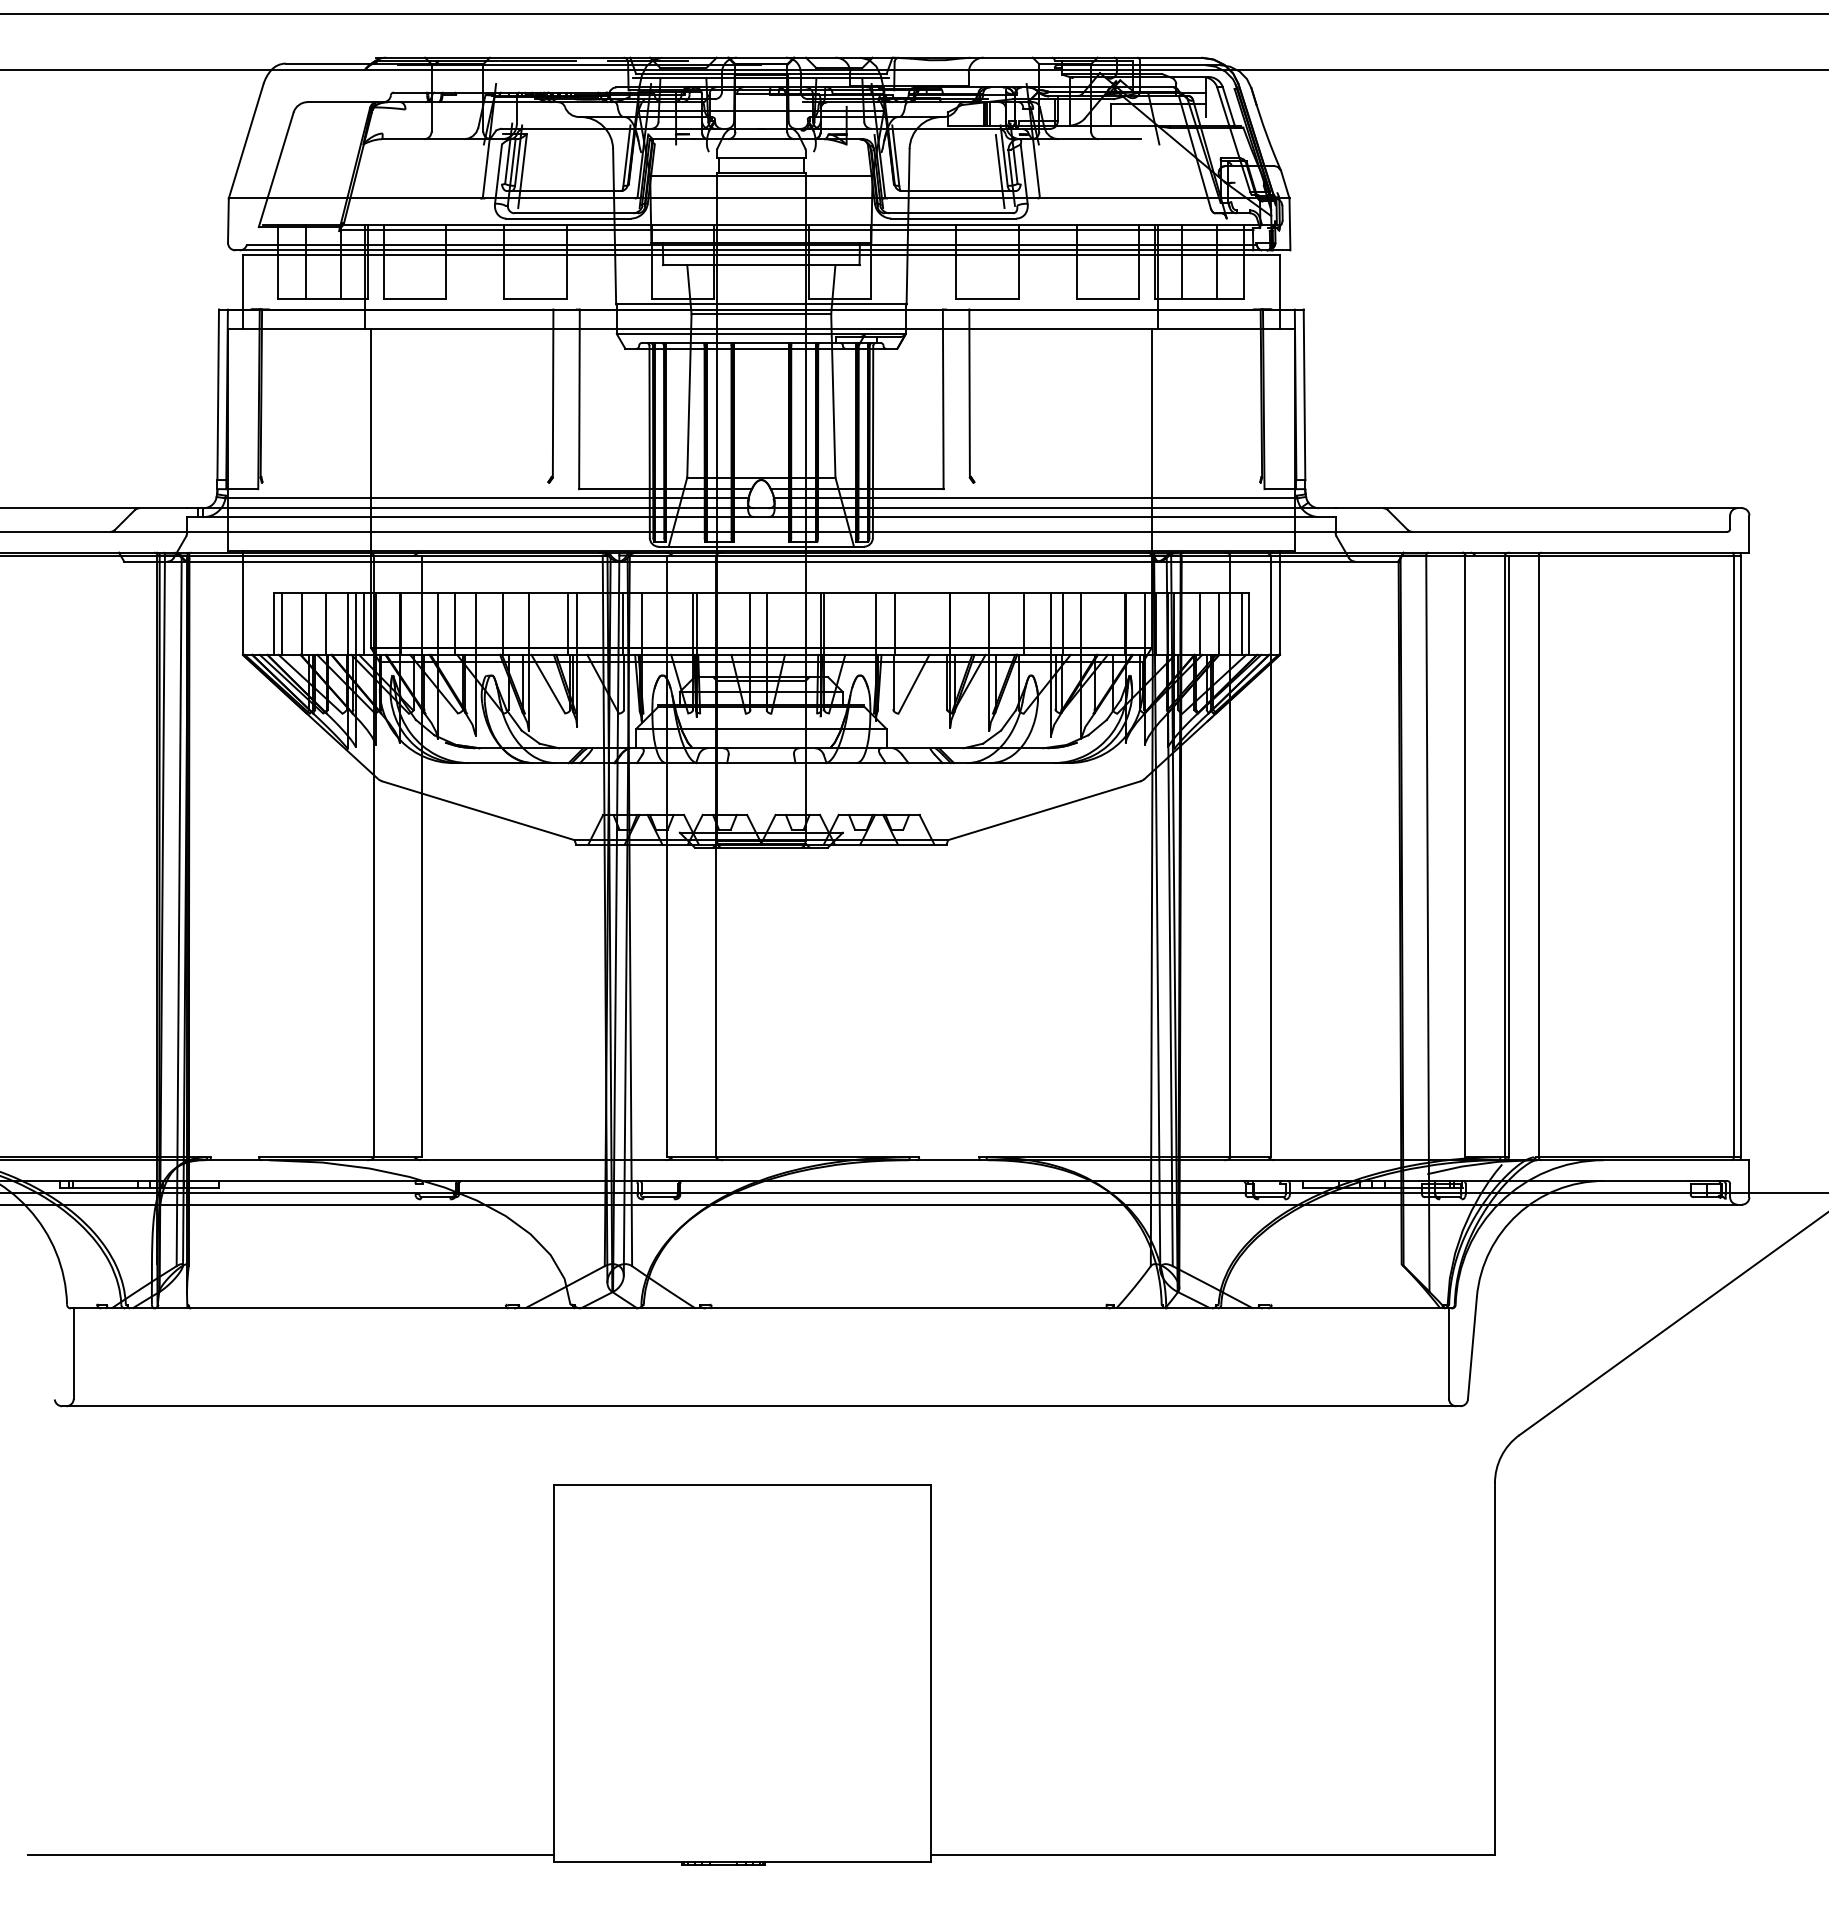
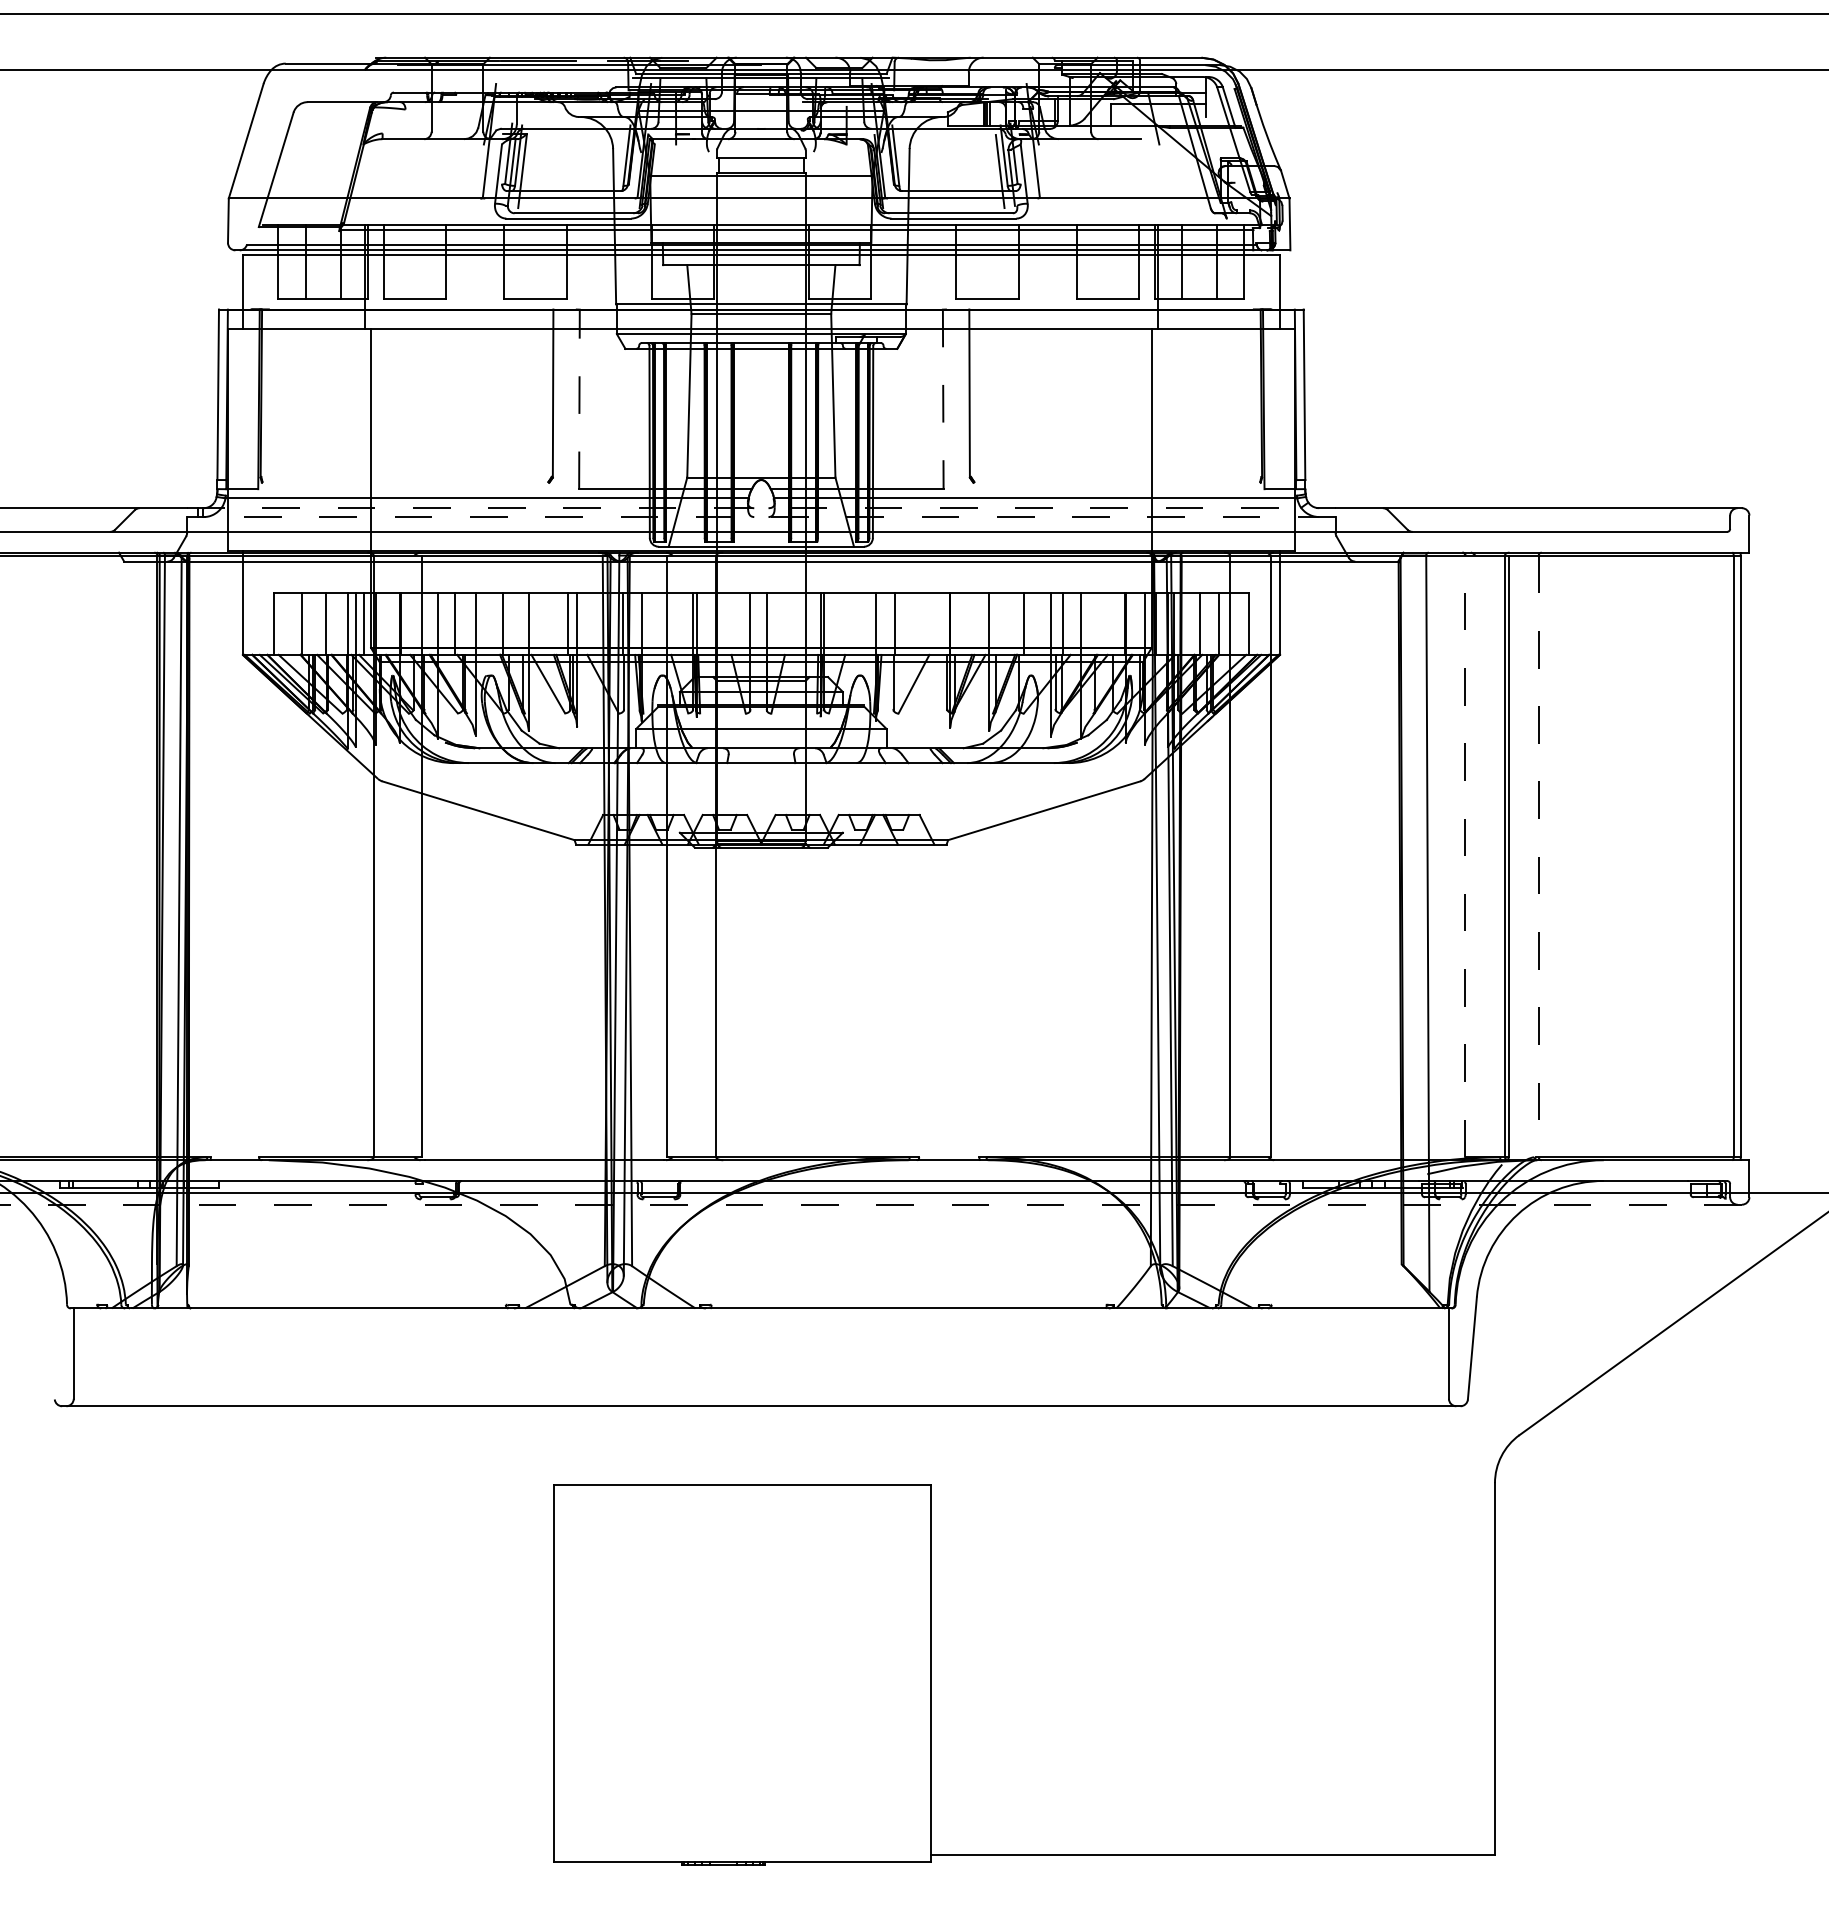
line: solid -> dashed (579, 399)
line: solid -> dashed (943, 399)
line: solid -> dashed (761, 508)
line: solid -> dashed (760, 517)
line: present -> none (281, 623)
line: present -> none (1241, 623)
line: solid -> dashed (1465, 856)
line: solid -> dashed (1538, 856)
line: solid -> dashed (871, 1204)
line: present -> none (290, 1854)
